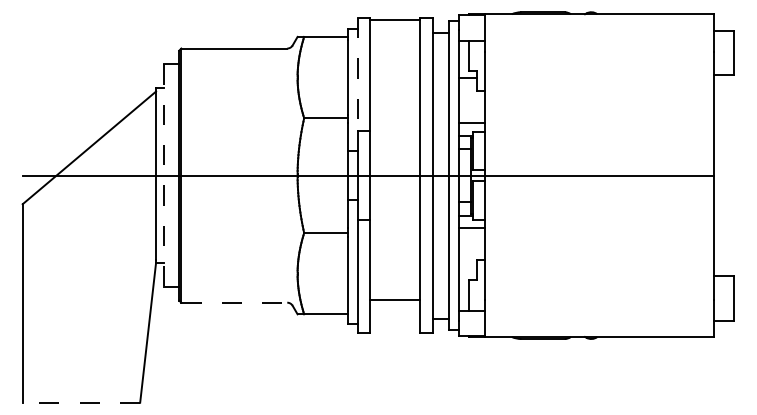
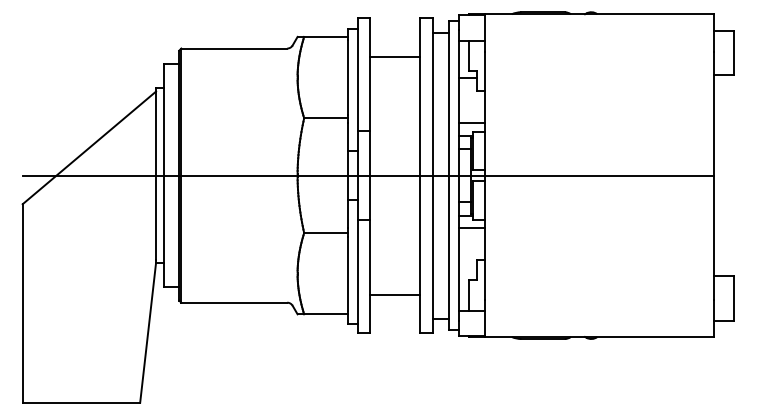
line position: (394, 19) -> (394, 56) (394, 56)
line: dashed -> solid (357, 74)
line: dashed -> solid (164, 176)
line position: (394, 299) -> (394, 294) (394, 294)
line: dashed -> solid (234, 302)
line: dashed -> solid (81, 402)
